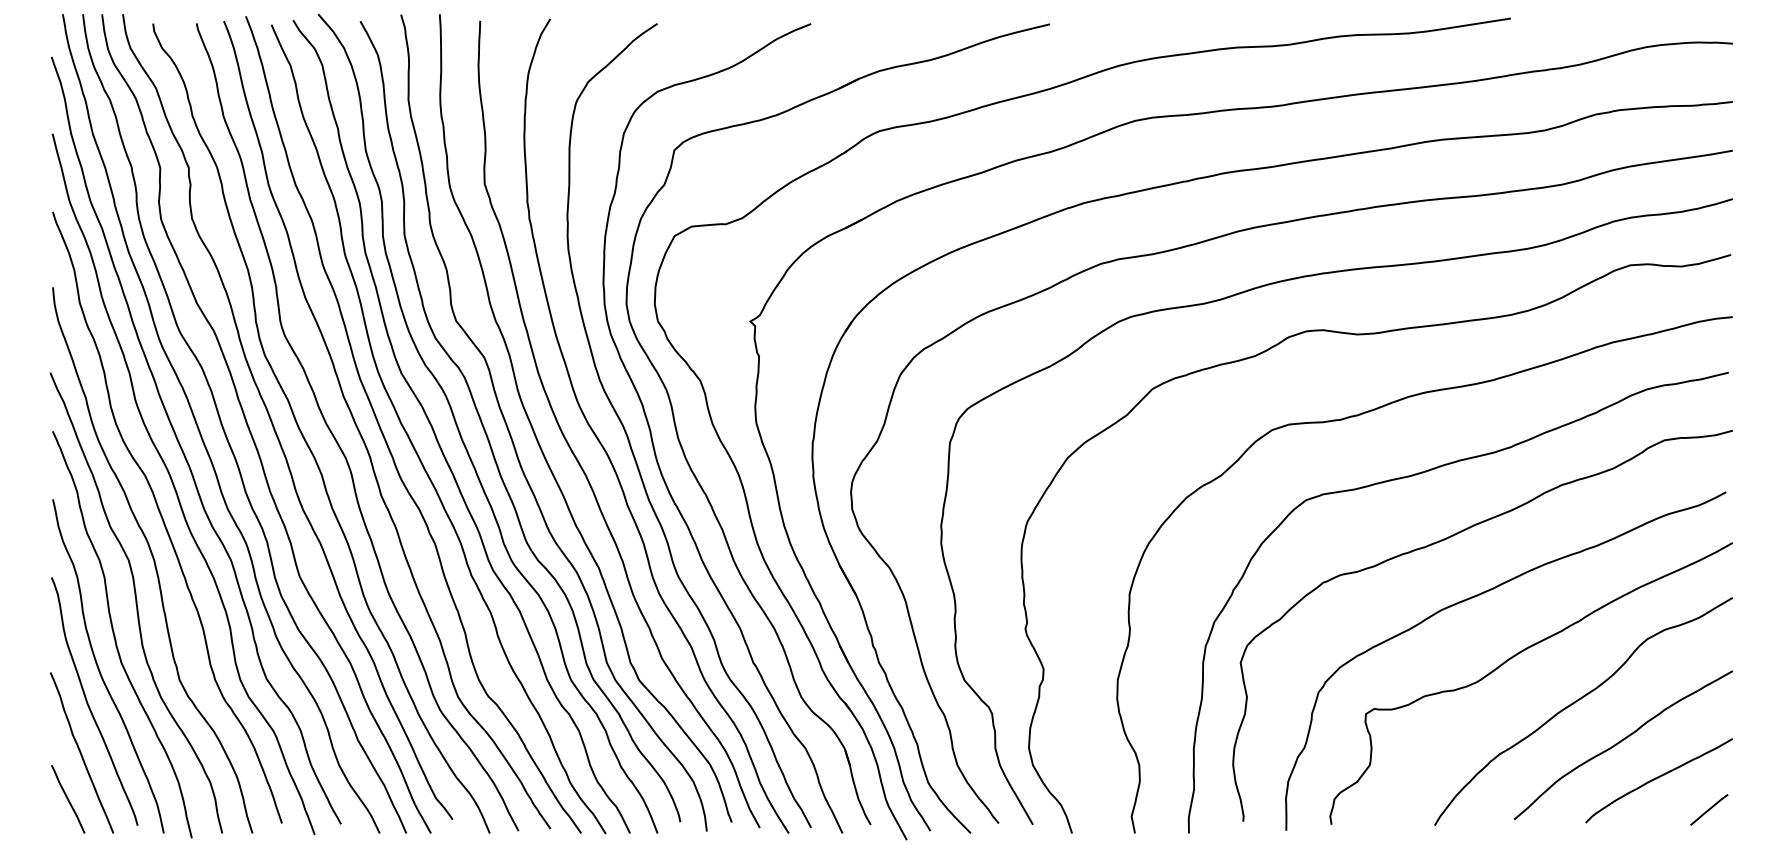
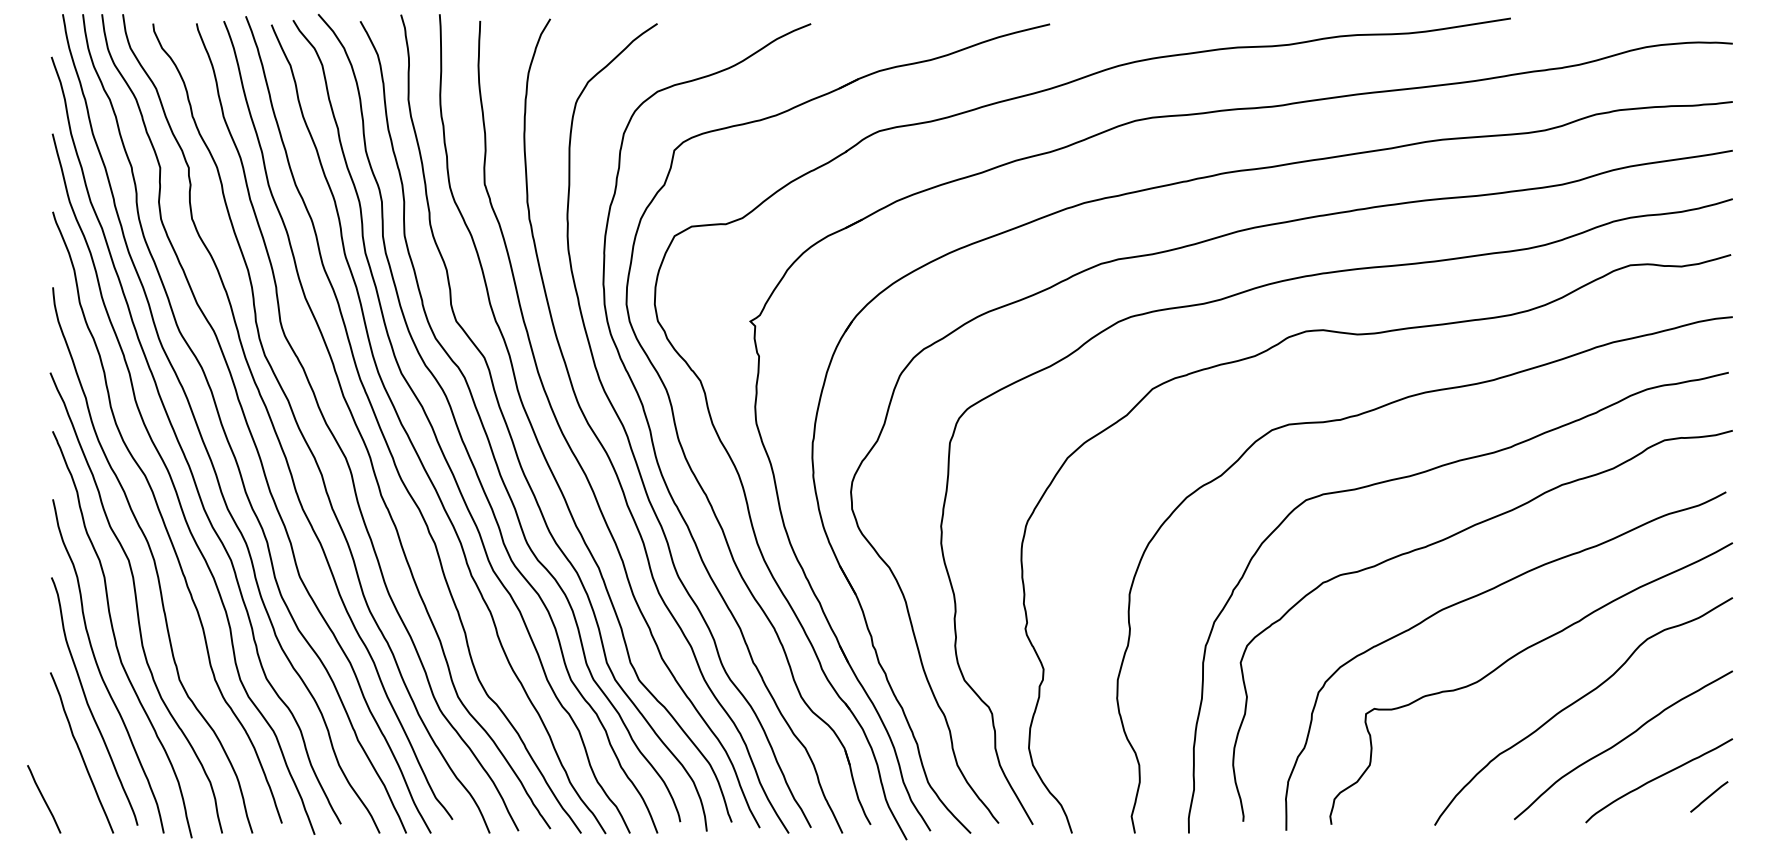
line position: (68, 799) -> (44, 799) (44, 799)
line position: (1709, 809) -> (1709, 796) (1709, 796)
